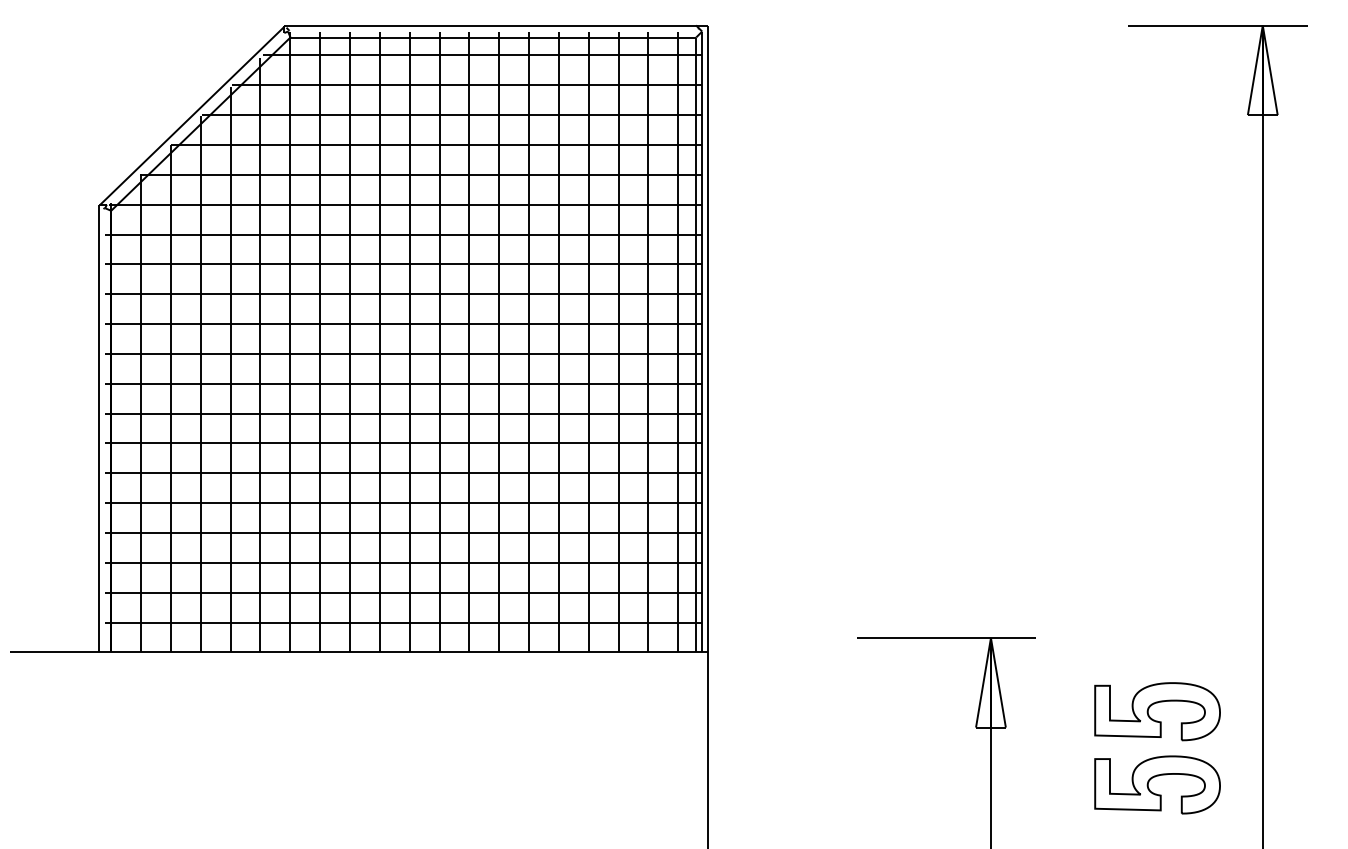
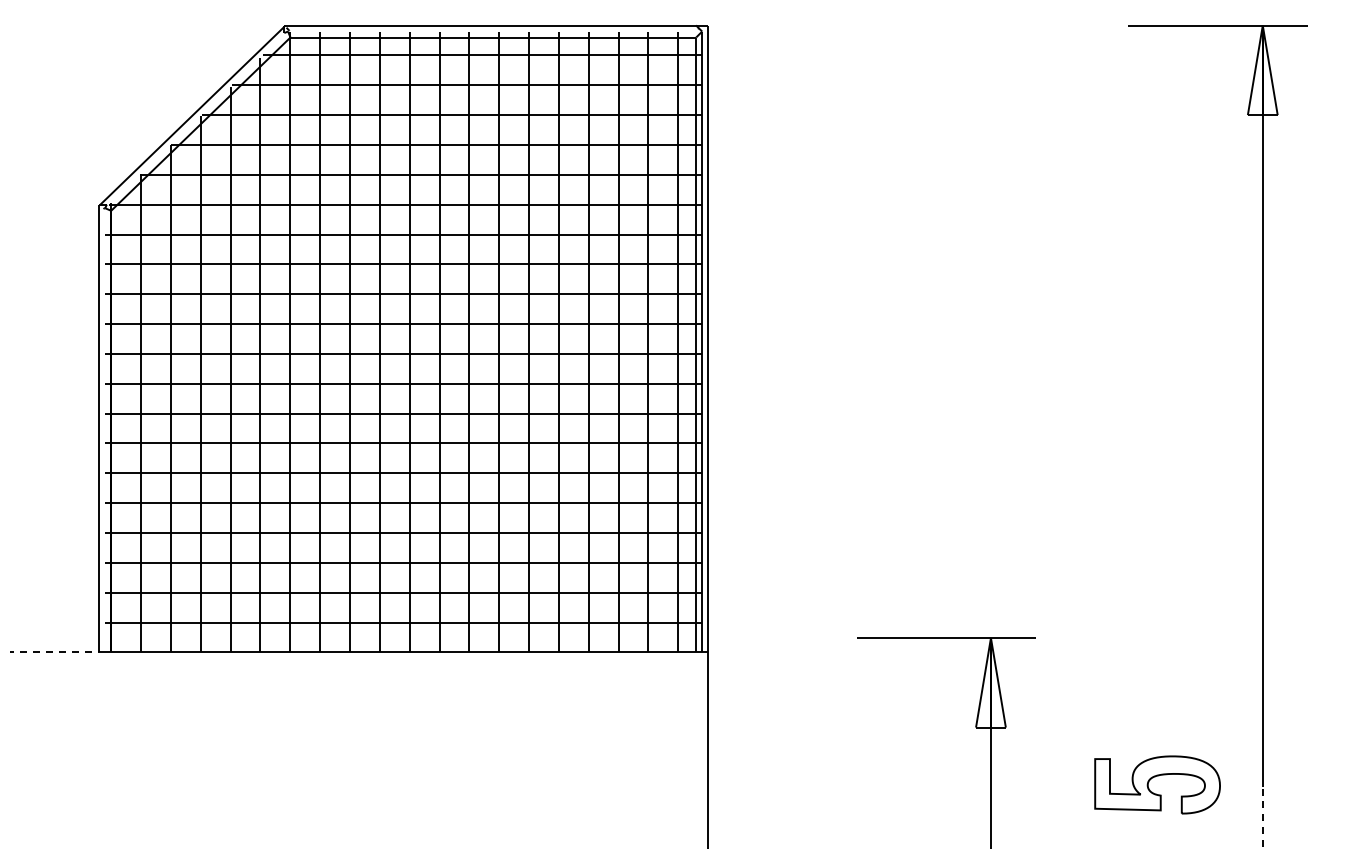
line: solid -> dashed (57, 652)
part: present -> none (1154, 704)
line: solid -> dashed (1262, 817)
